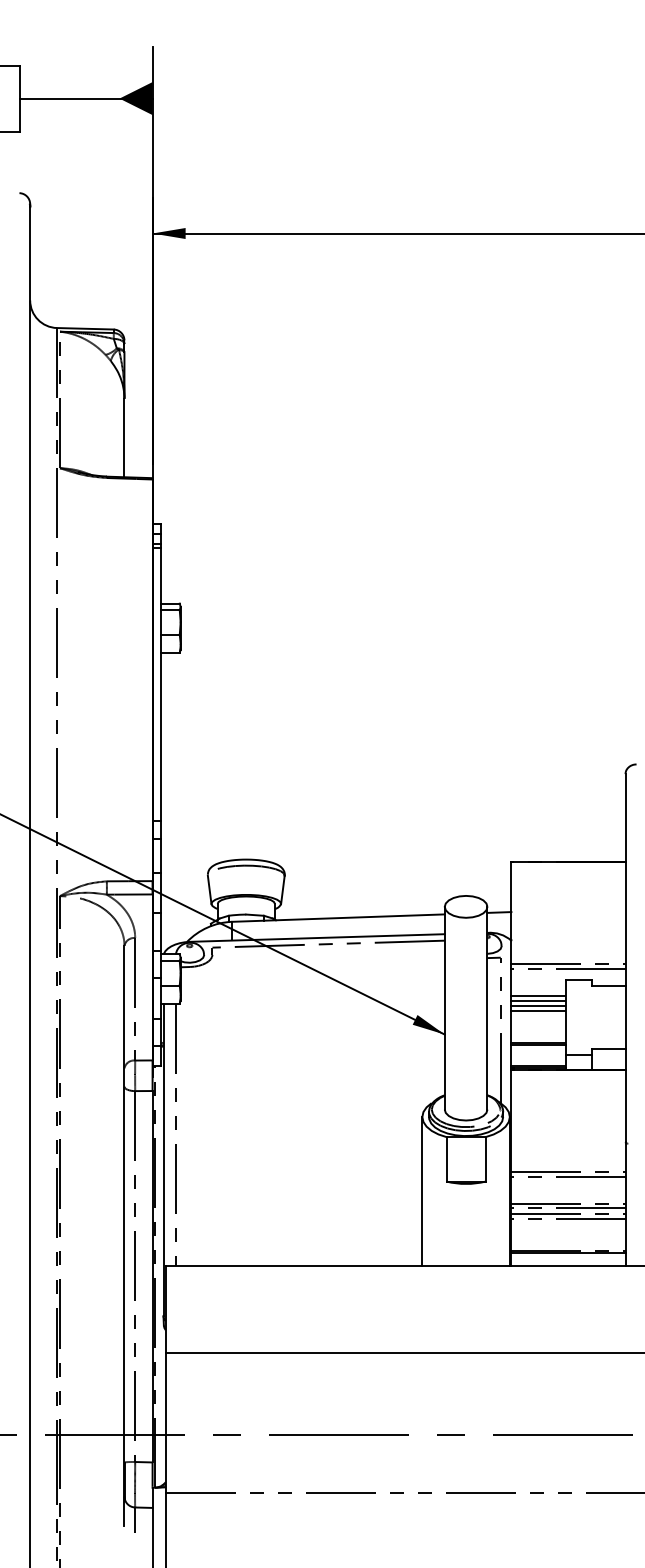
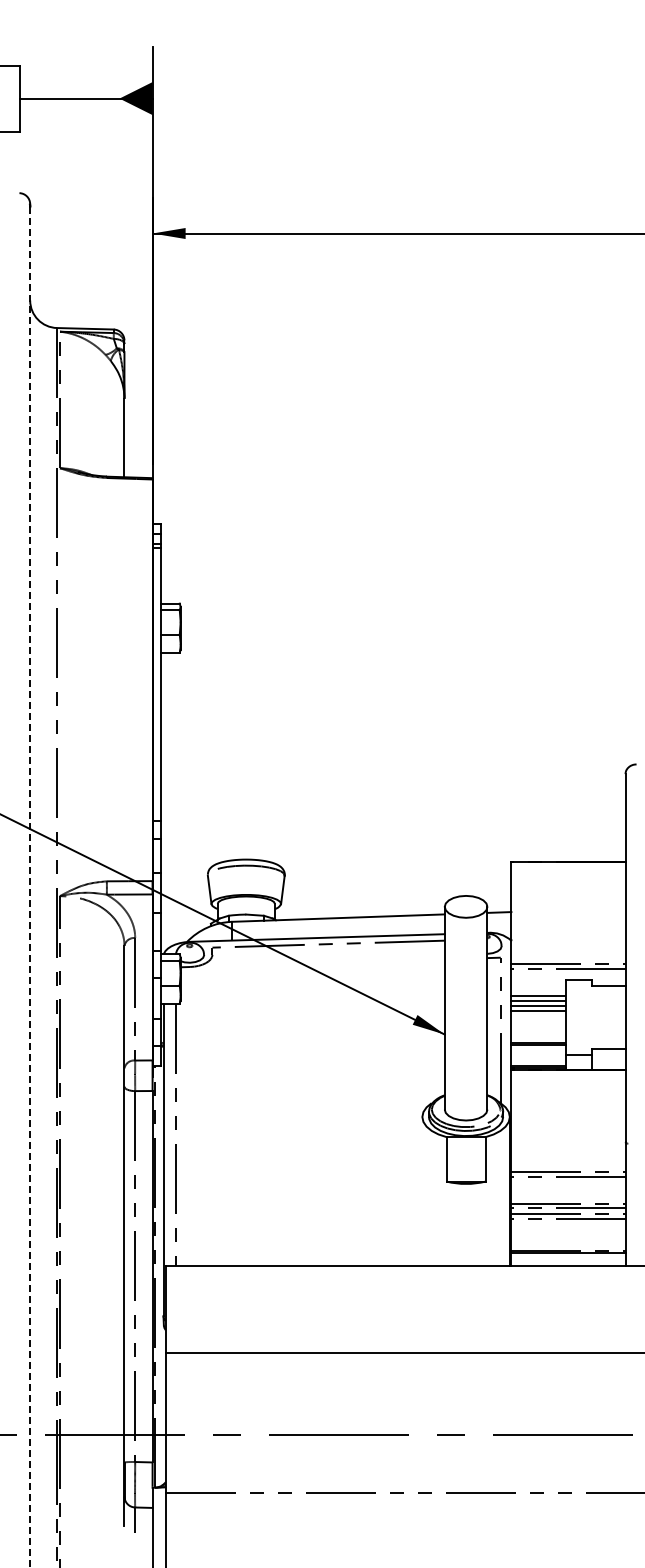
line: solid -> dashed (30, 887)
line: present -> none (422, 1191)
